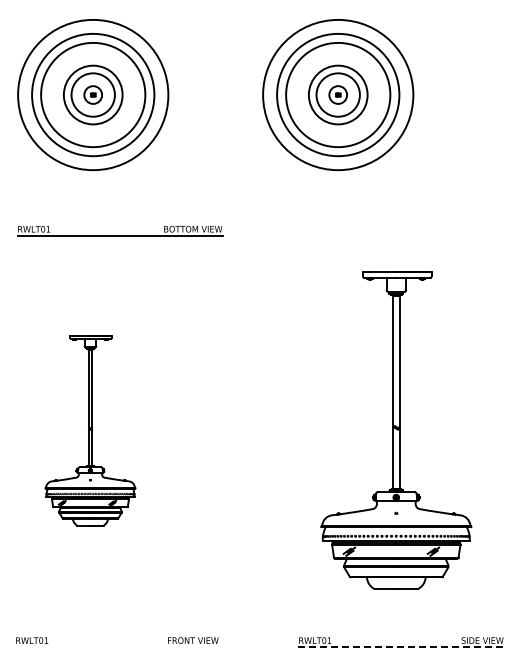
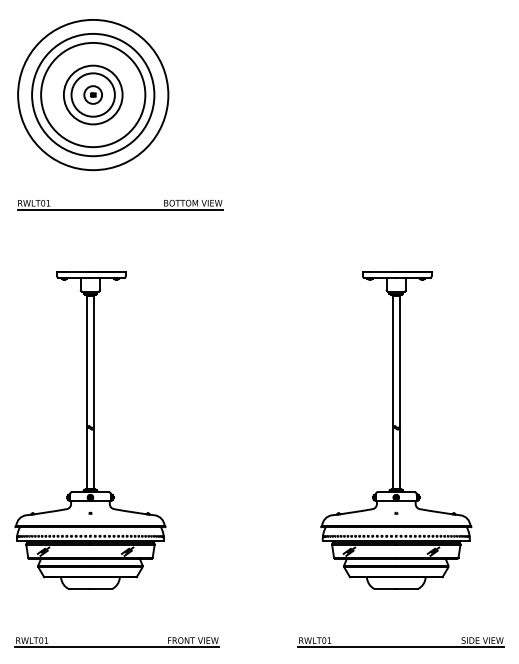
part: present -> none (338, 95)
part position: (120, 230) -> (120, 204) (120, 204)
part size: 93x192 px -> 153x319 px (90, 430)
line: none -> present (116, 647)
line: dashed -> solid (401, 647)
